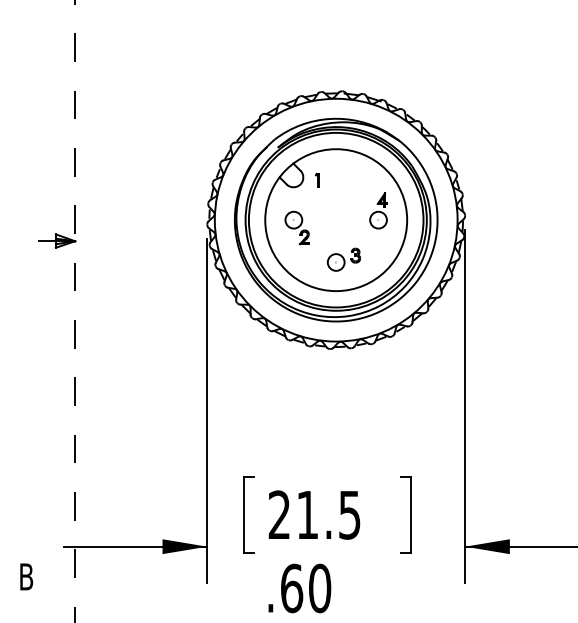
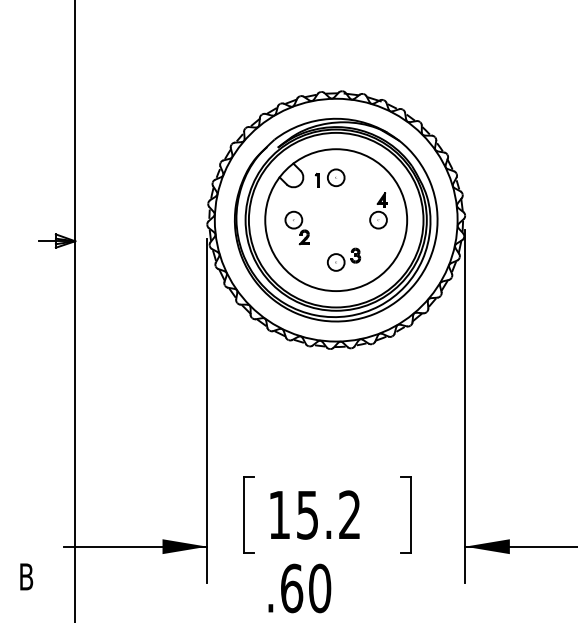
part: none -> present (336, 177)
line: dashed -> solid (75, 311)
text: 21.5 -> 15.2 (314, 514)
